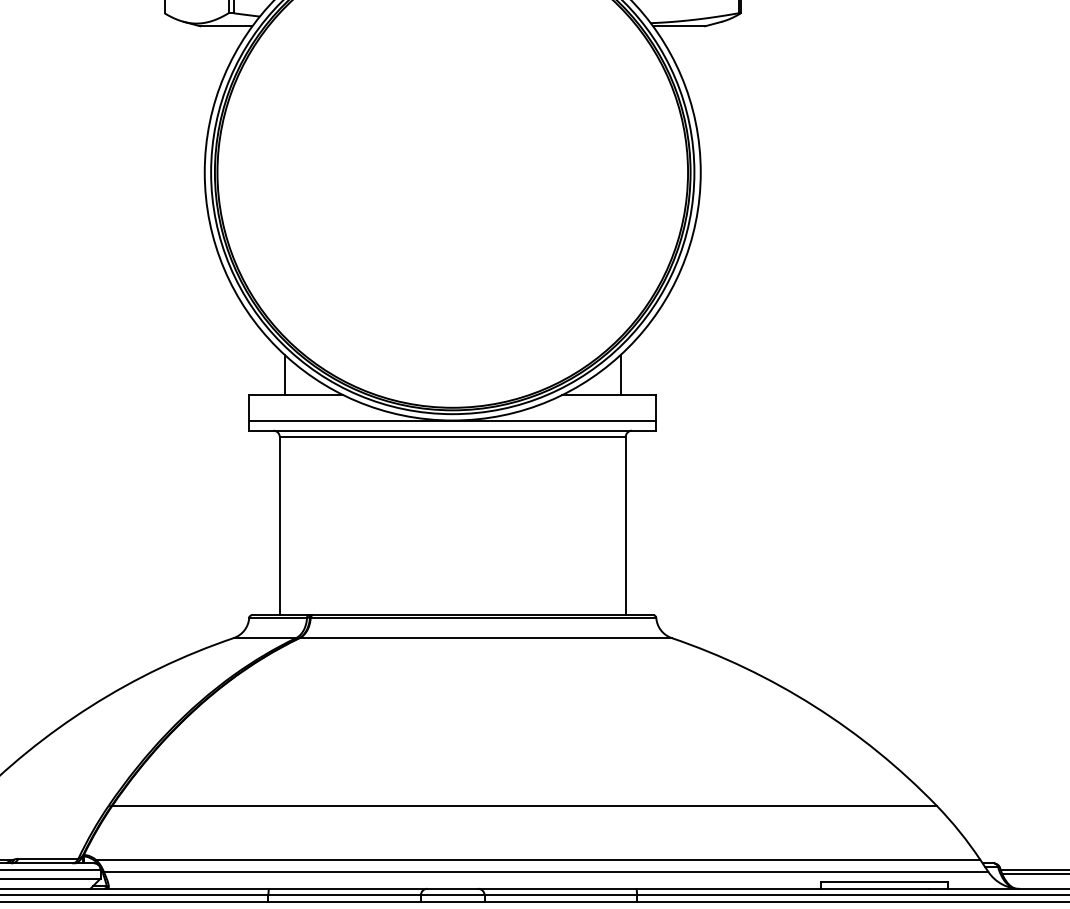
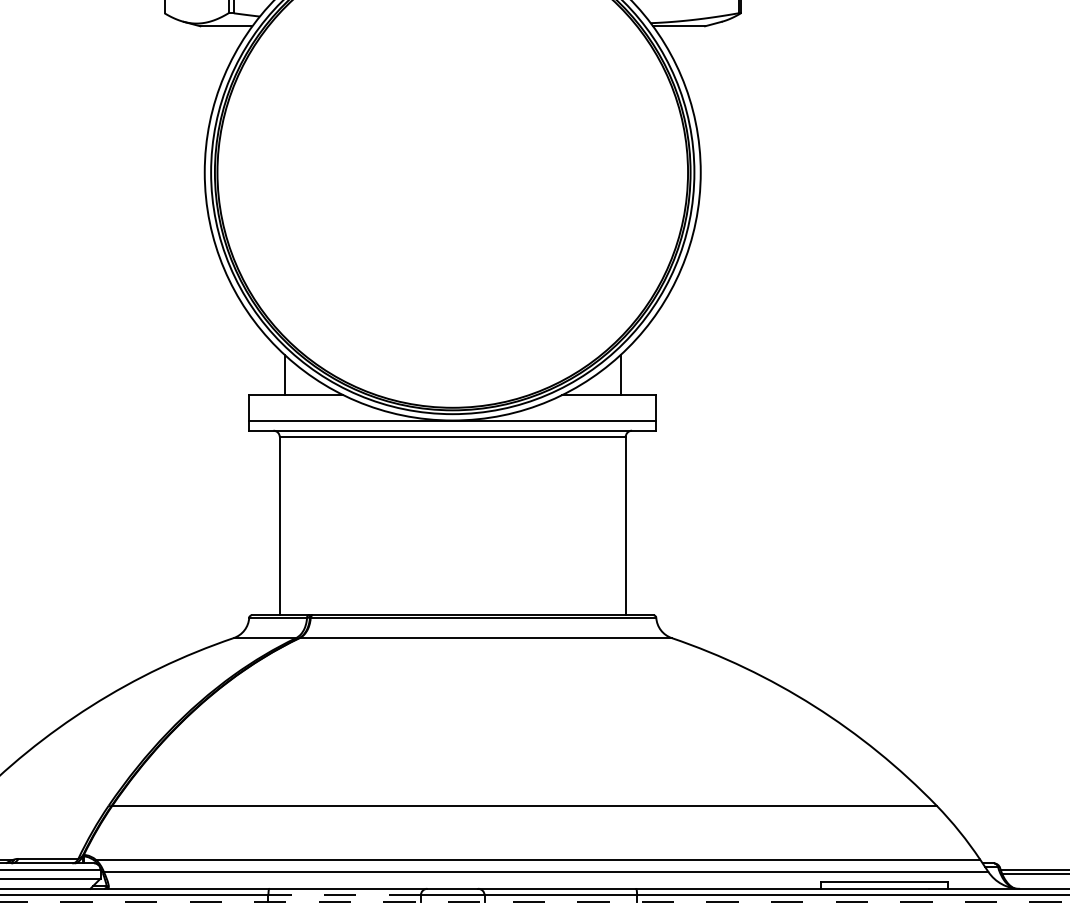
line: solid -> dashed (344, 895)
line: solid -> dashed (535, 901)
